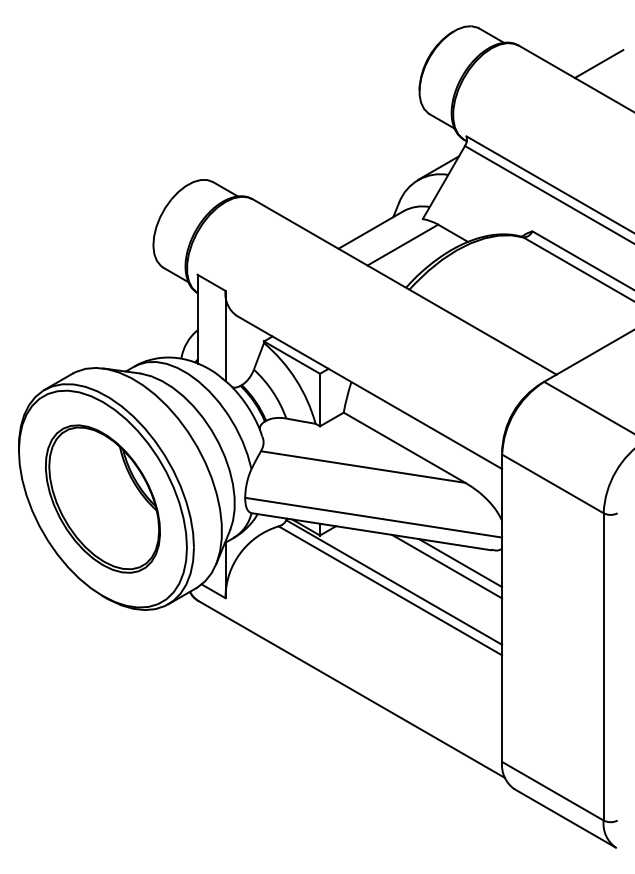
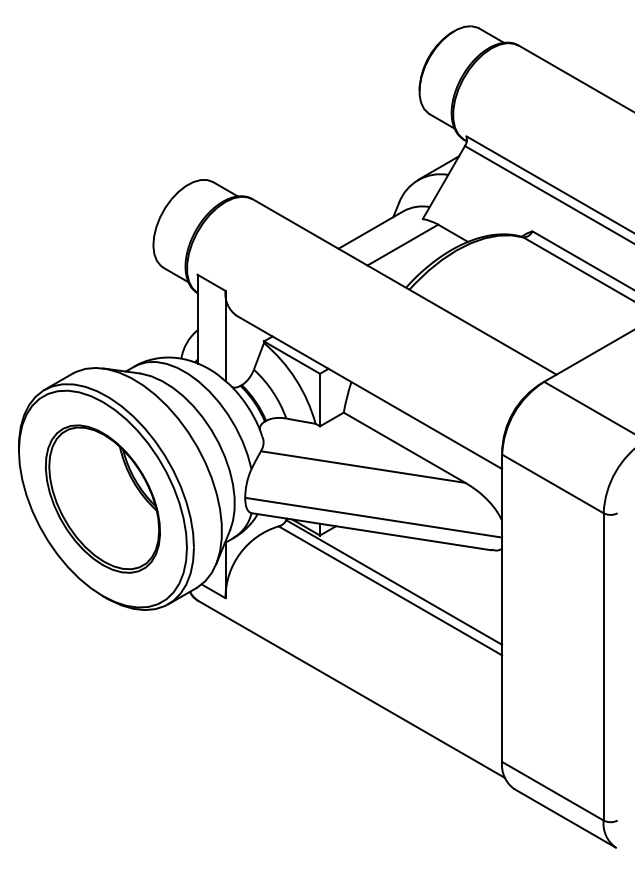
line: present -> none (598, 64)
line: present -> none (460, 563)
line: present -> none (447, 566)
